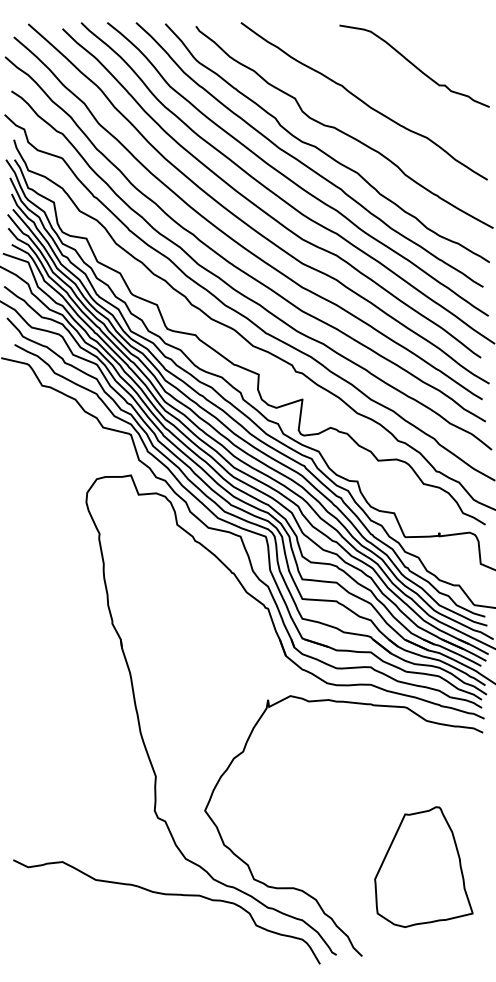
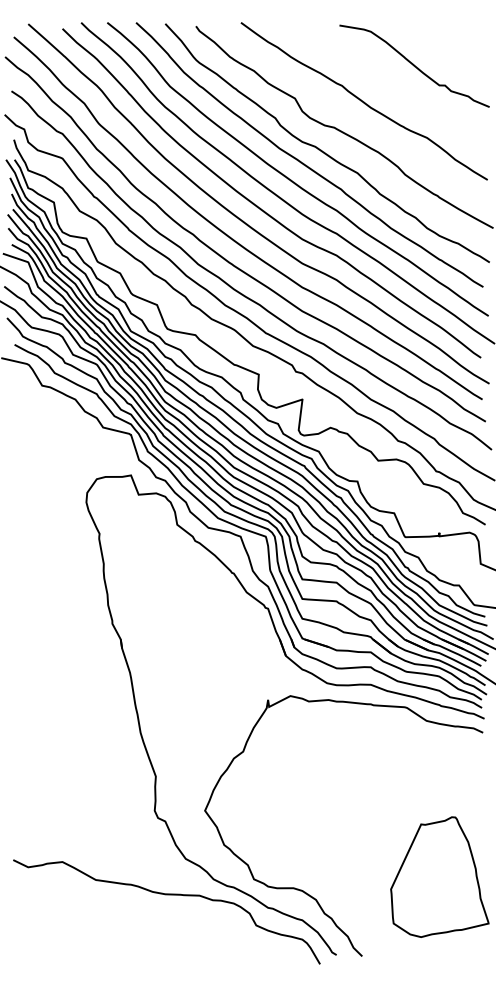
part position: (423, 866) -> (439, 876) (439, 876)
